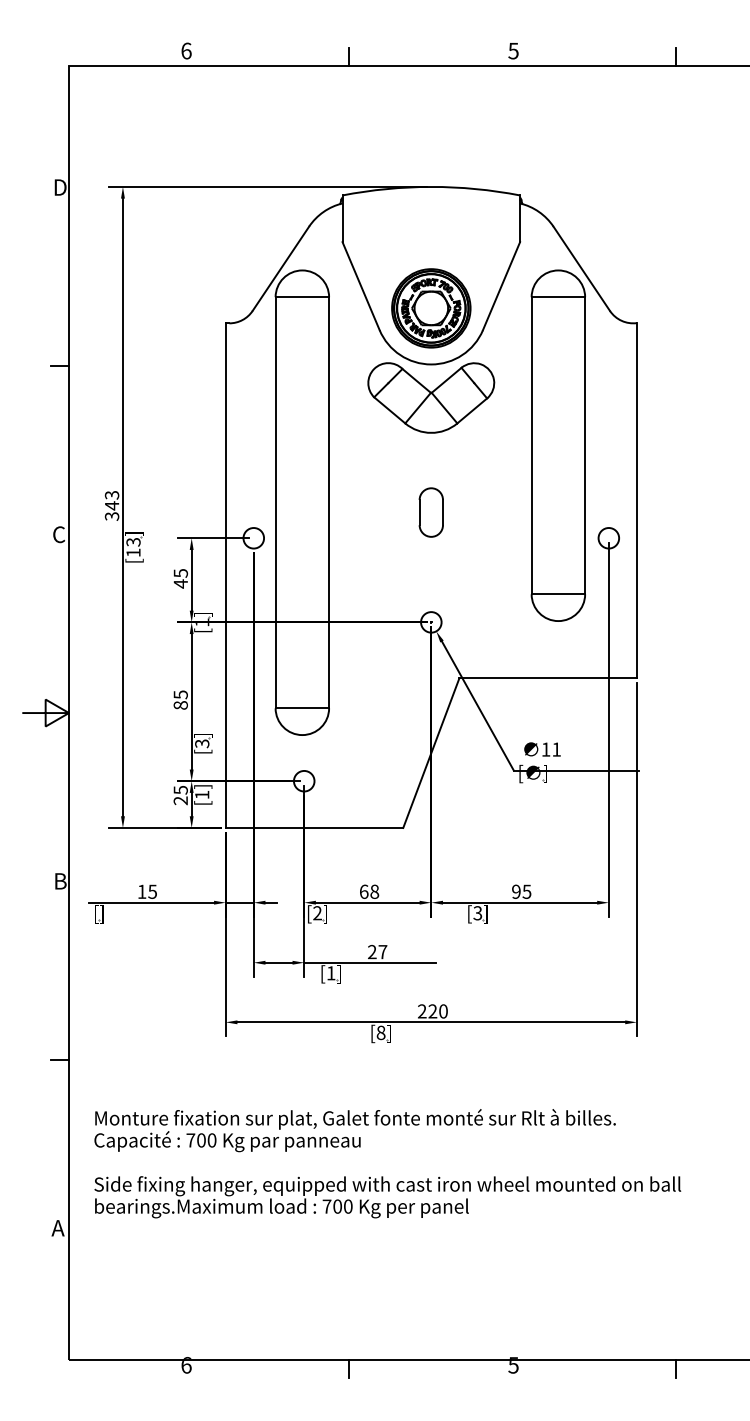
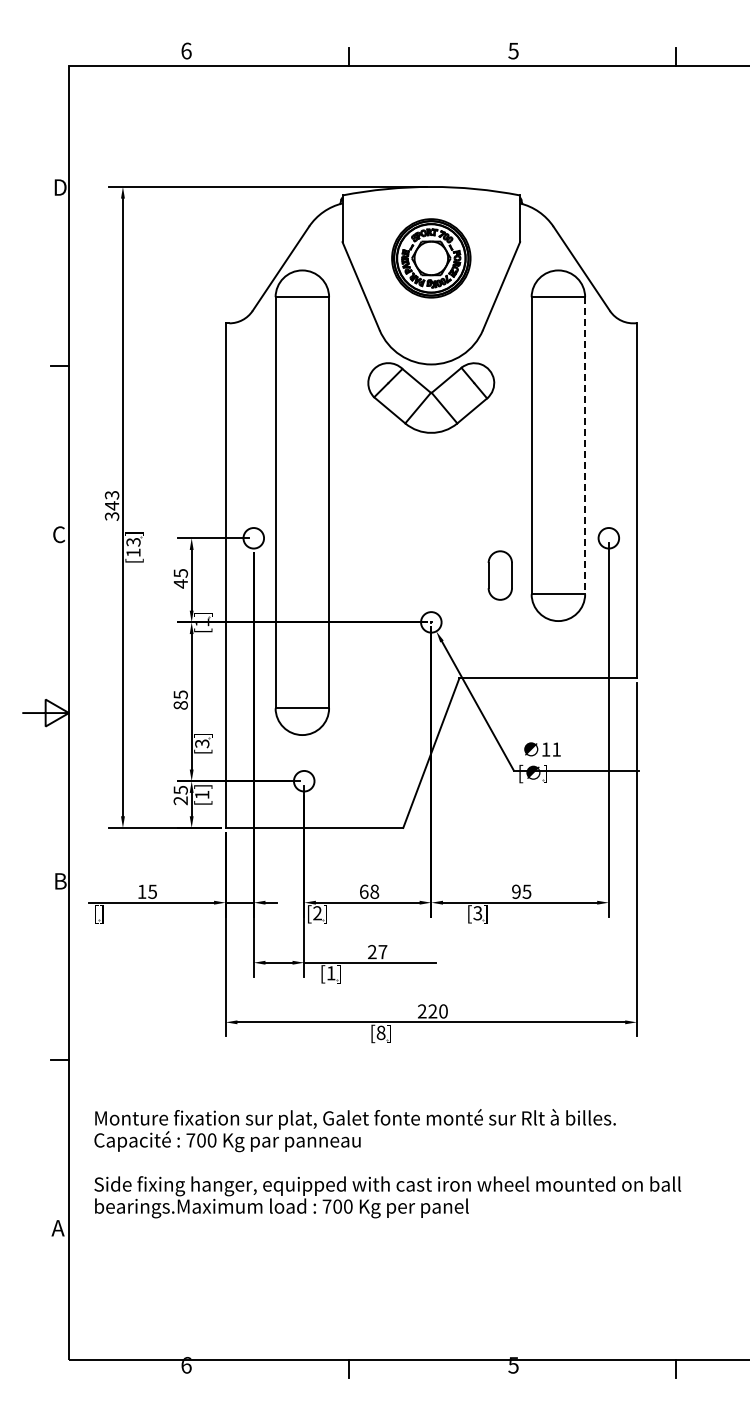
part position: (431, 308) -> (431, 258) (431, 258)
line: solid -> dashed (585, 445)
part position: (430, 512) -> (499, 575) (499, 575)
